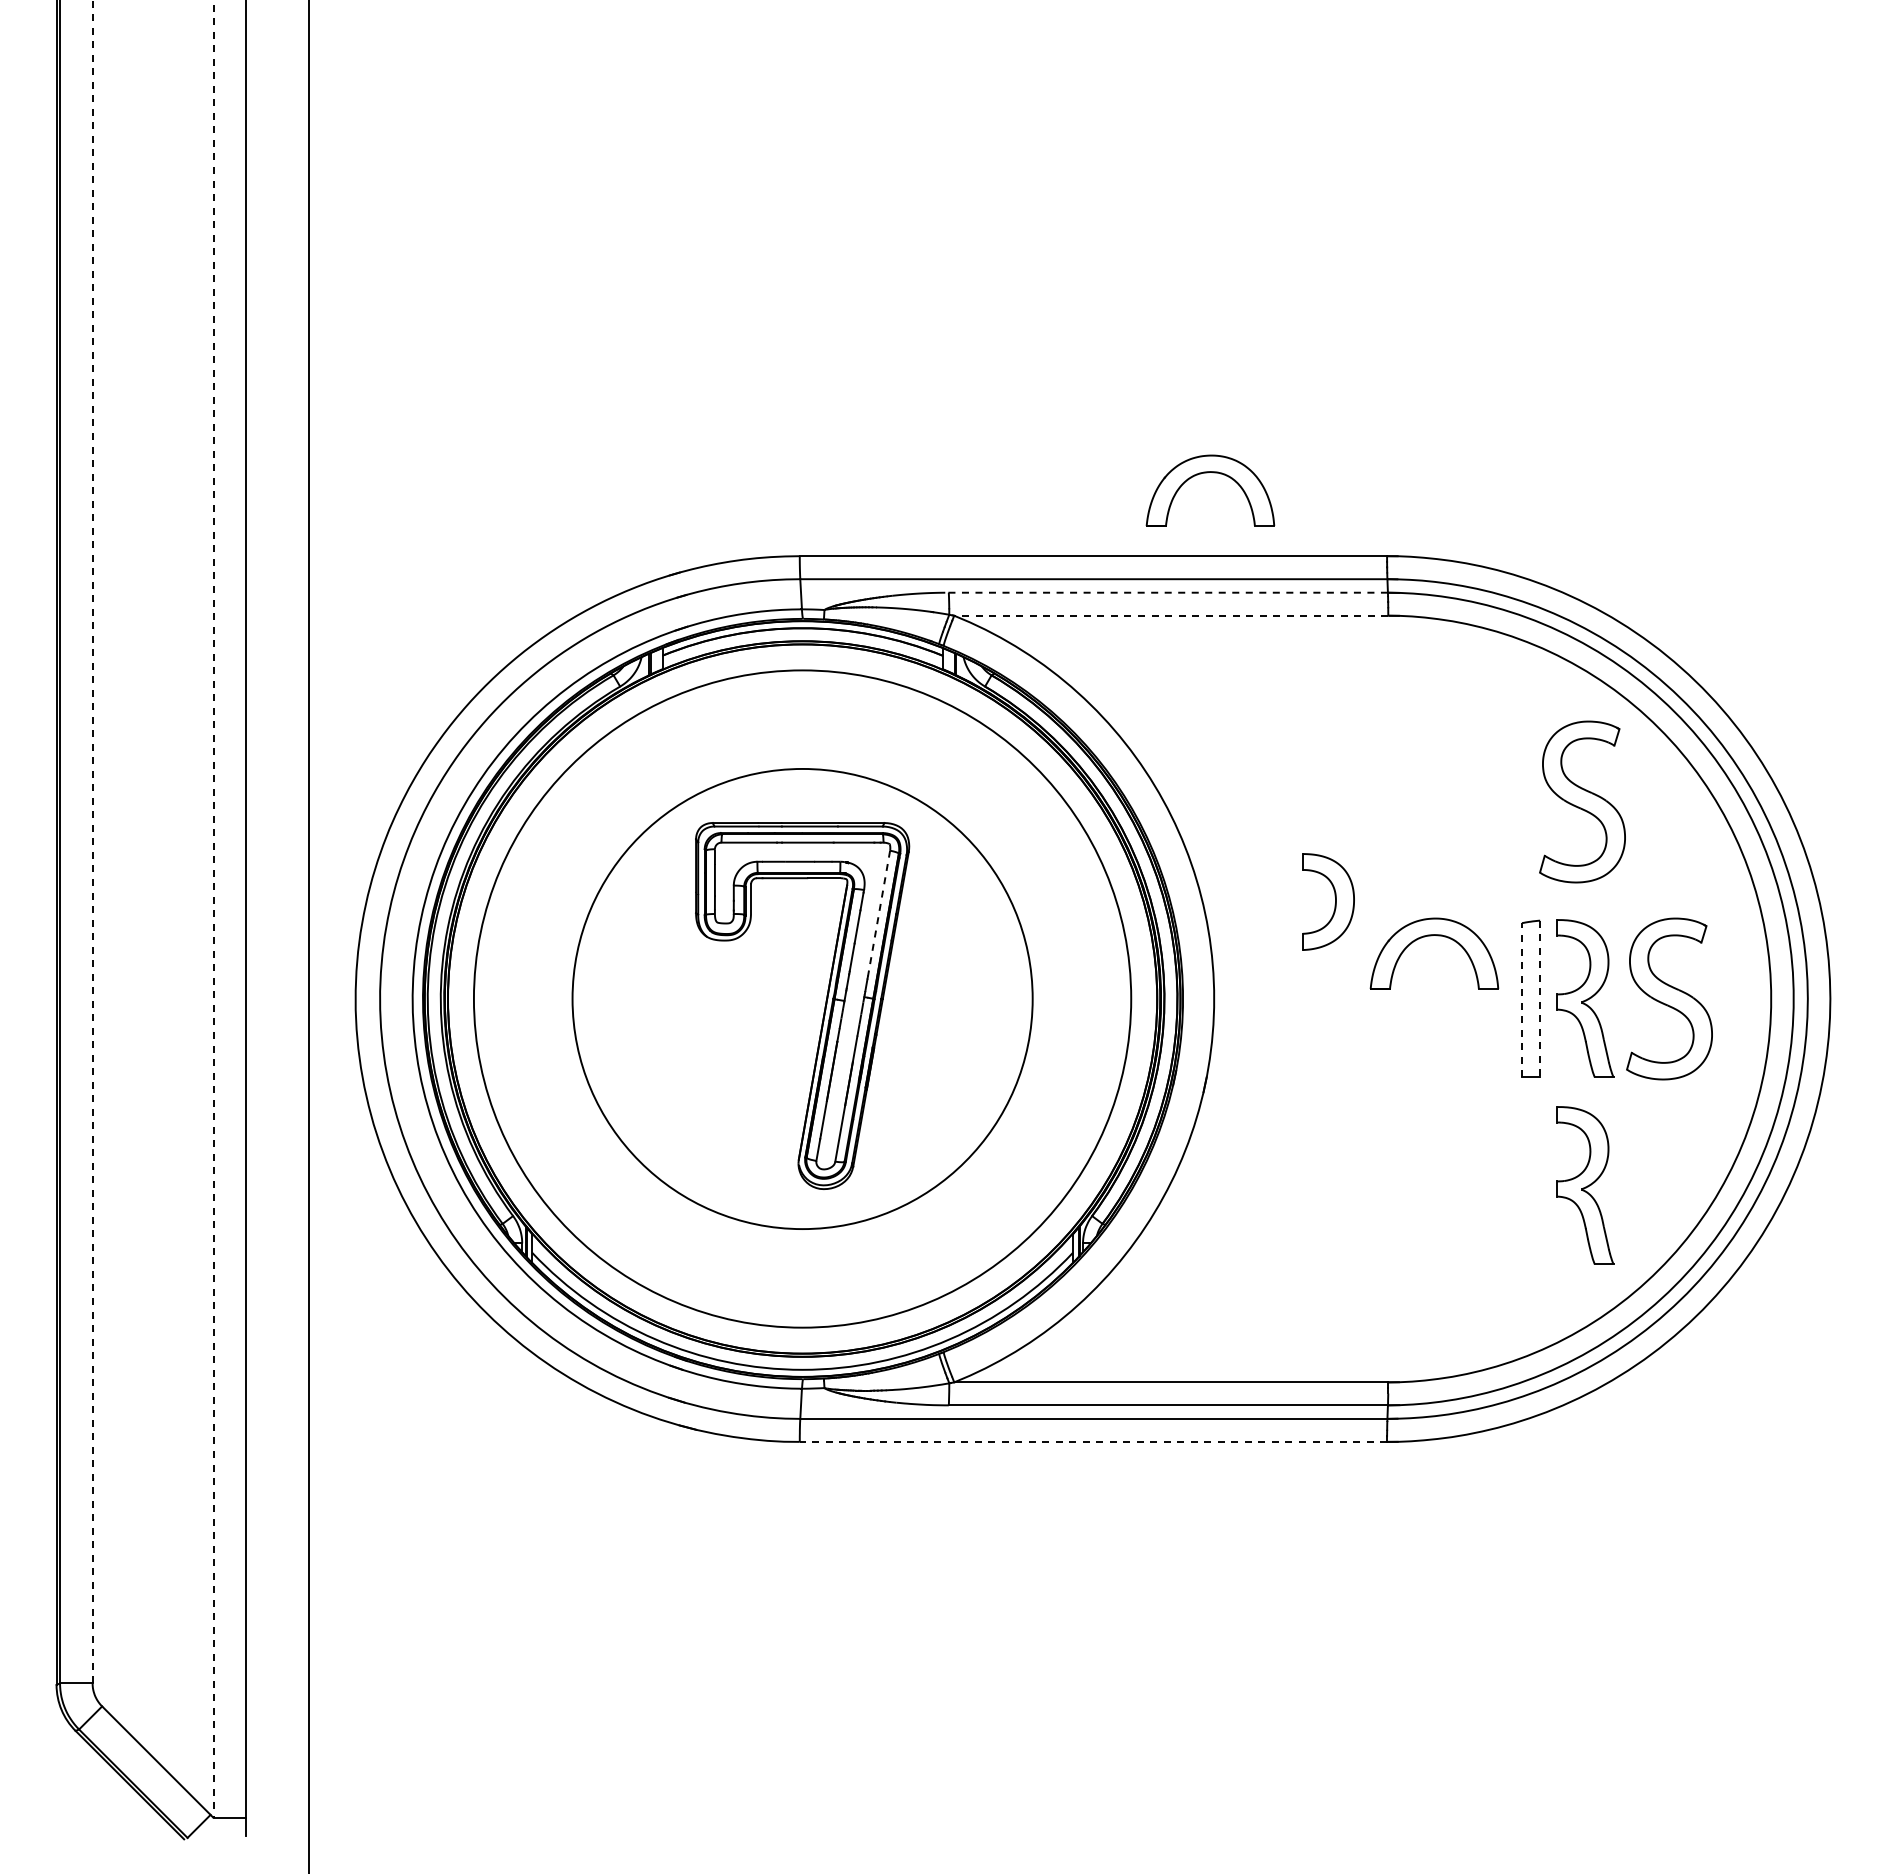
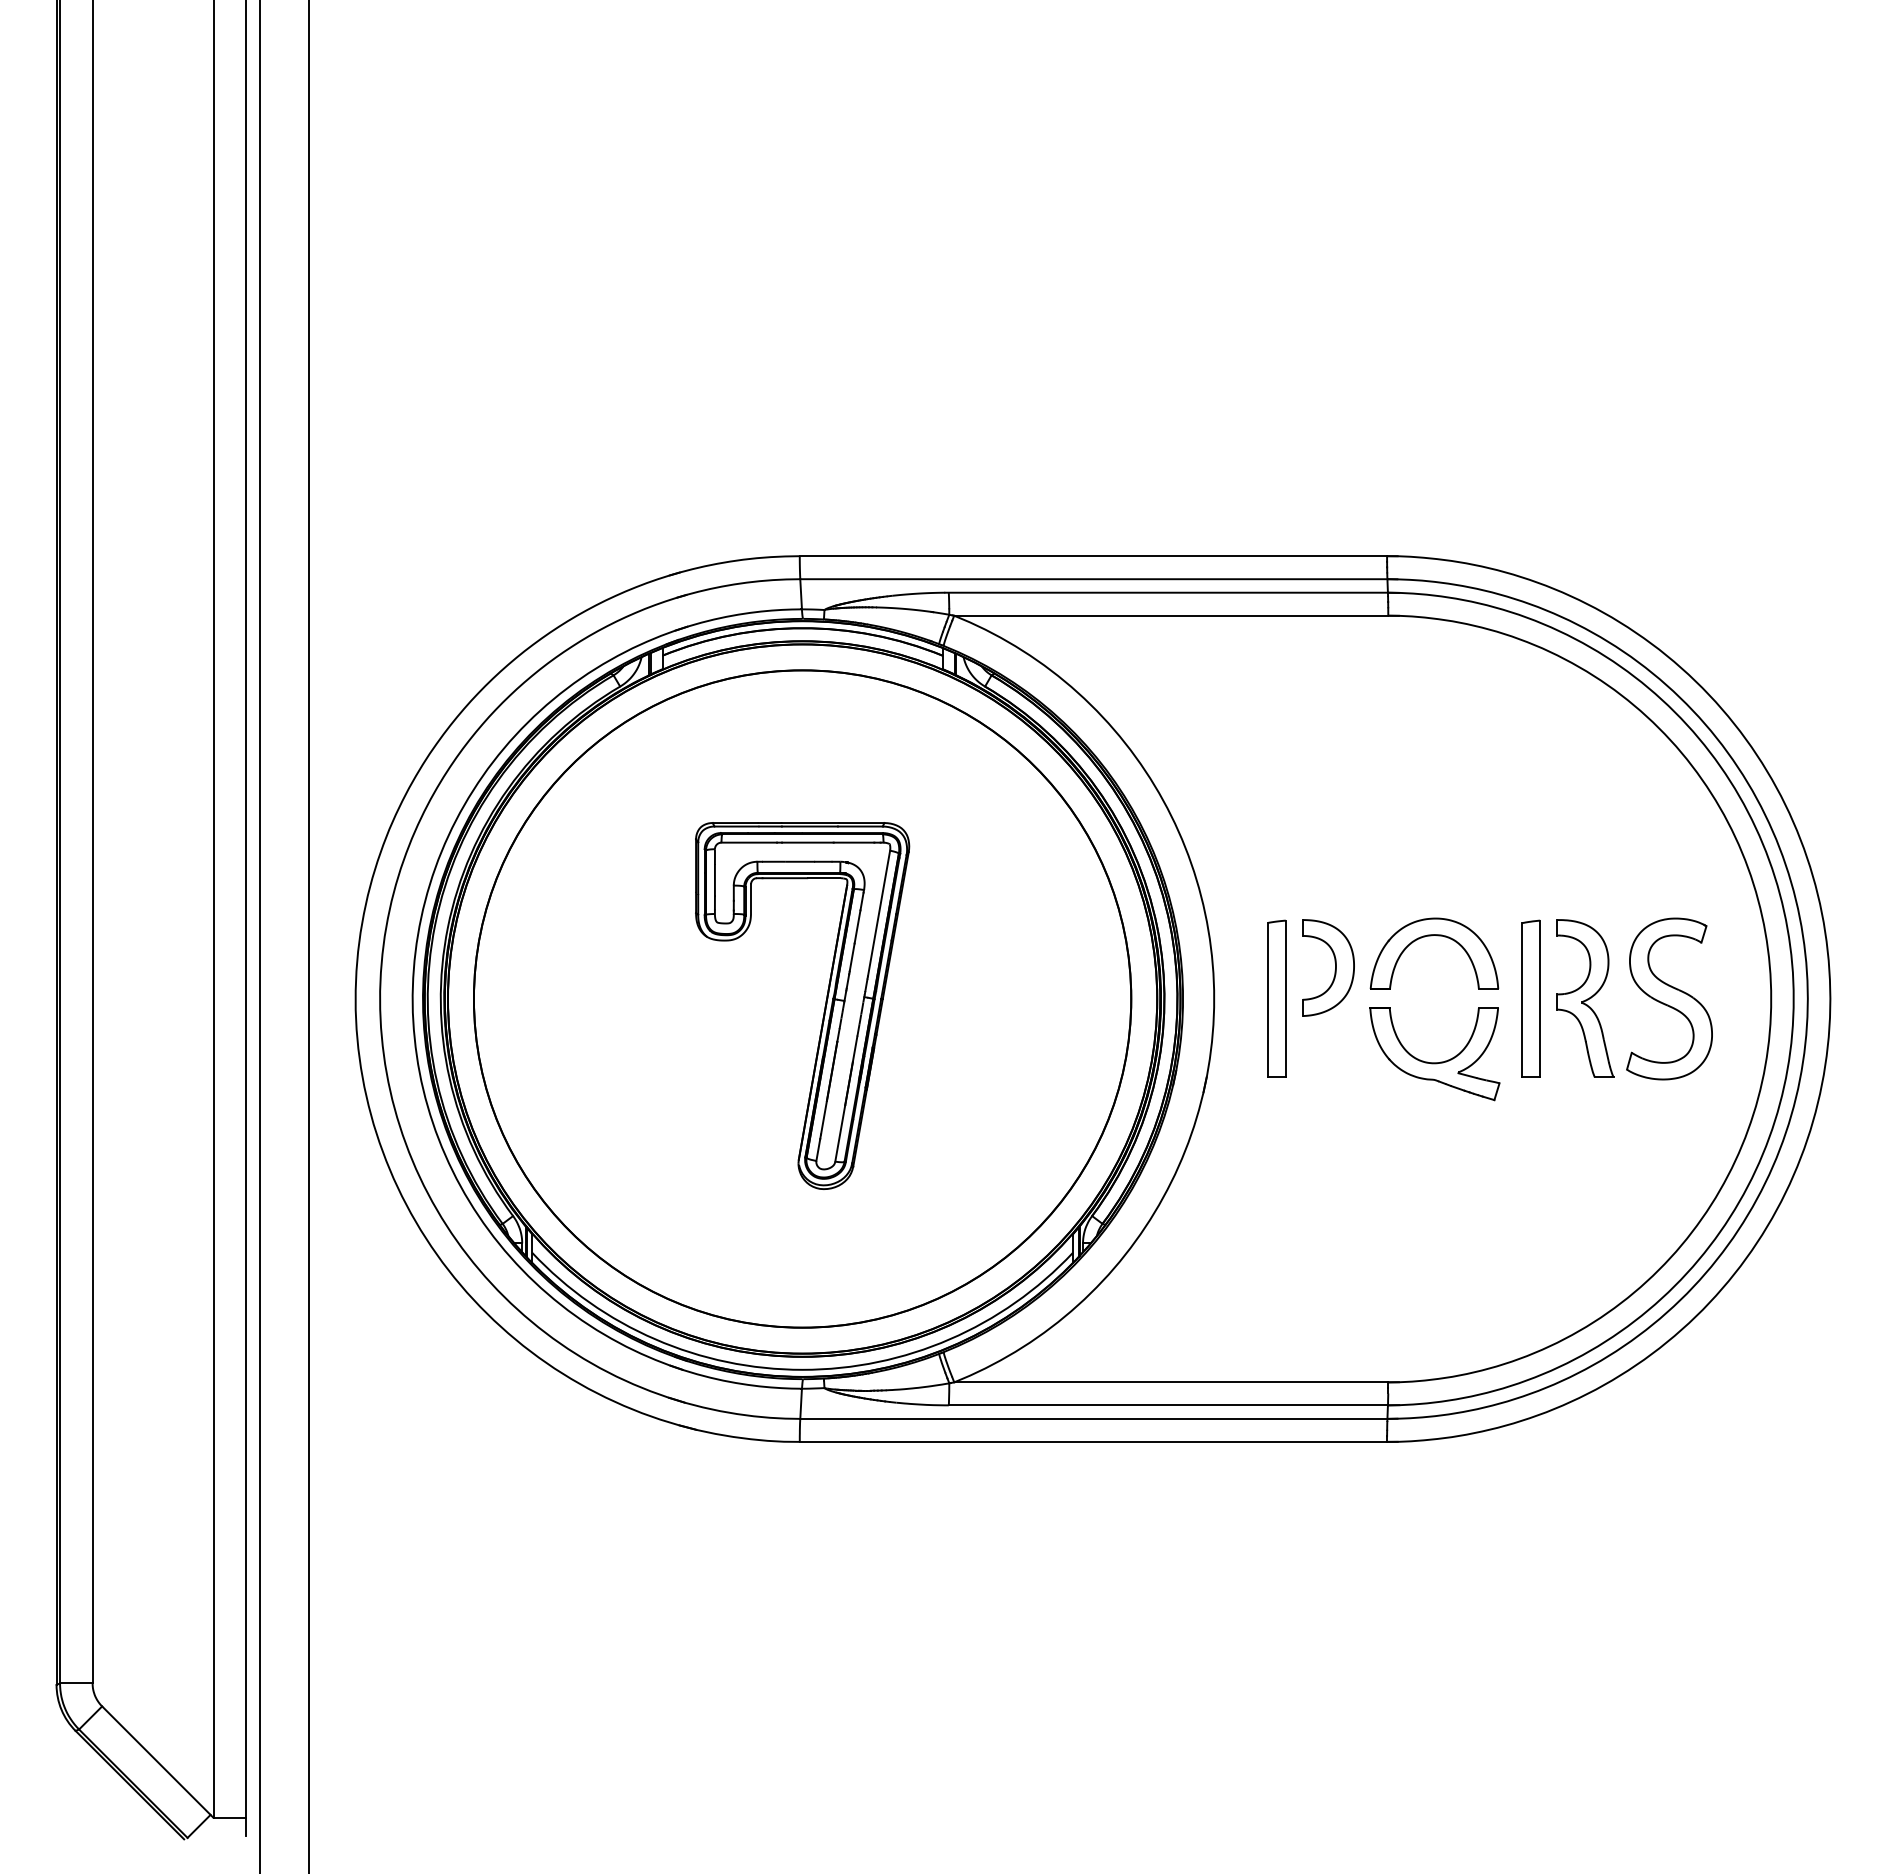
part: present -> none (1207, 473)
line: dashed -> solid (1166, 592)
line: dashed -> solid (1170, 615)
part: present -> none (1582, 801)
line: dashed -> solid (92, 841)
part position: (1334, 904) -> (1334, 970) (1334, 970)
line: dashed -> solid (213, 909)
line: dashed -> solid (879, 913)
line: none -> present (260, 936)
circle diameter: 460 px -> 657 px (802, 998)
part: none -> present (1276, 998)
line: dashed -> solid (1540, 999)
line: dashed -> solid (1522, 1000)
part: none -> present (1434, 1062)
part: present -> none (1585, 1185)
line: dashed -> solid (1093, 1441)
